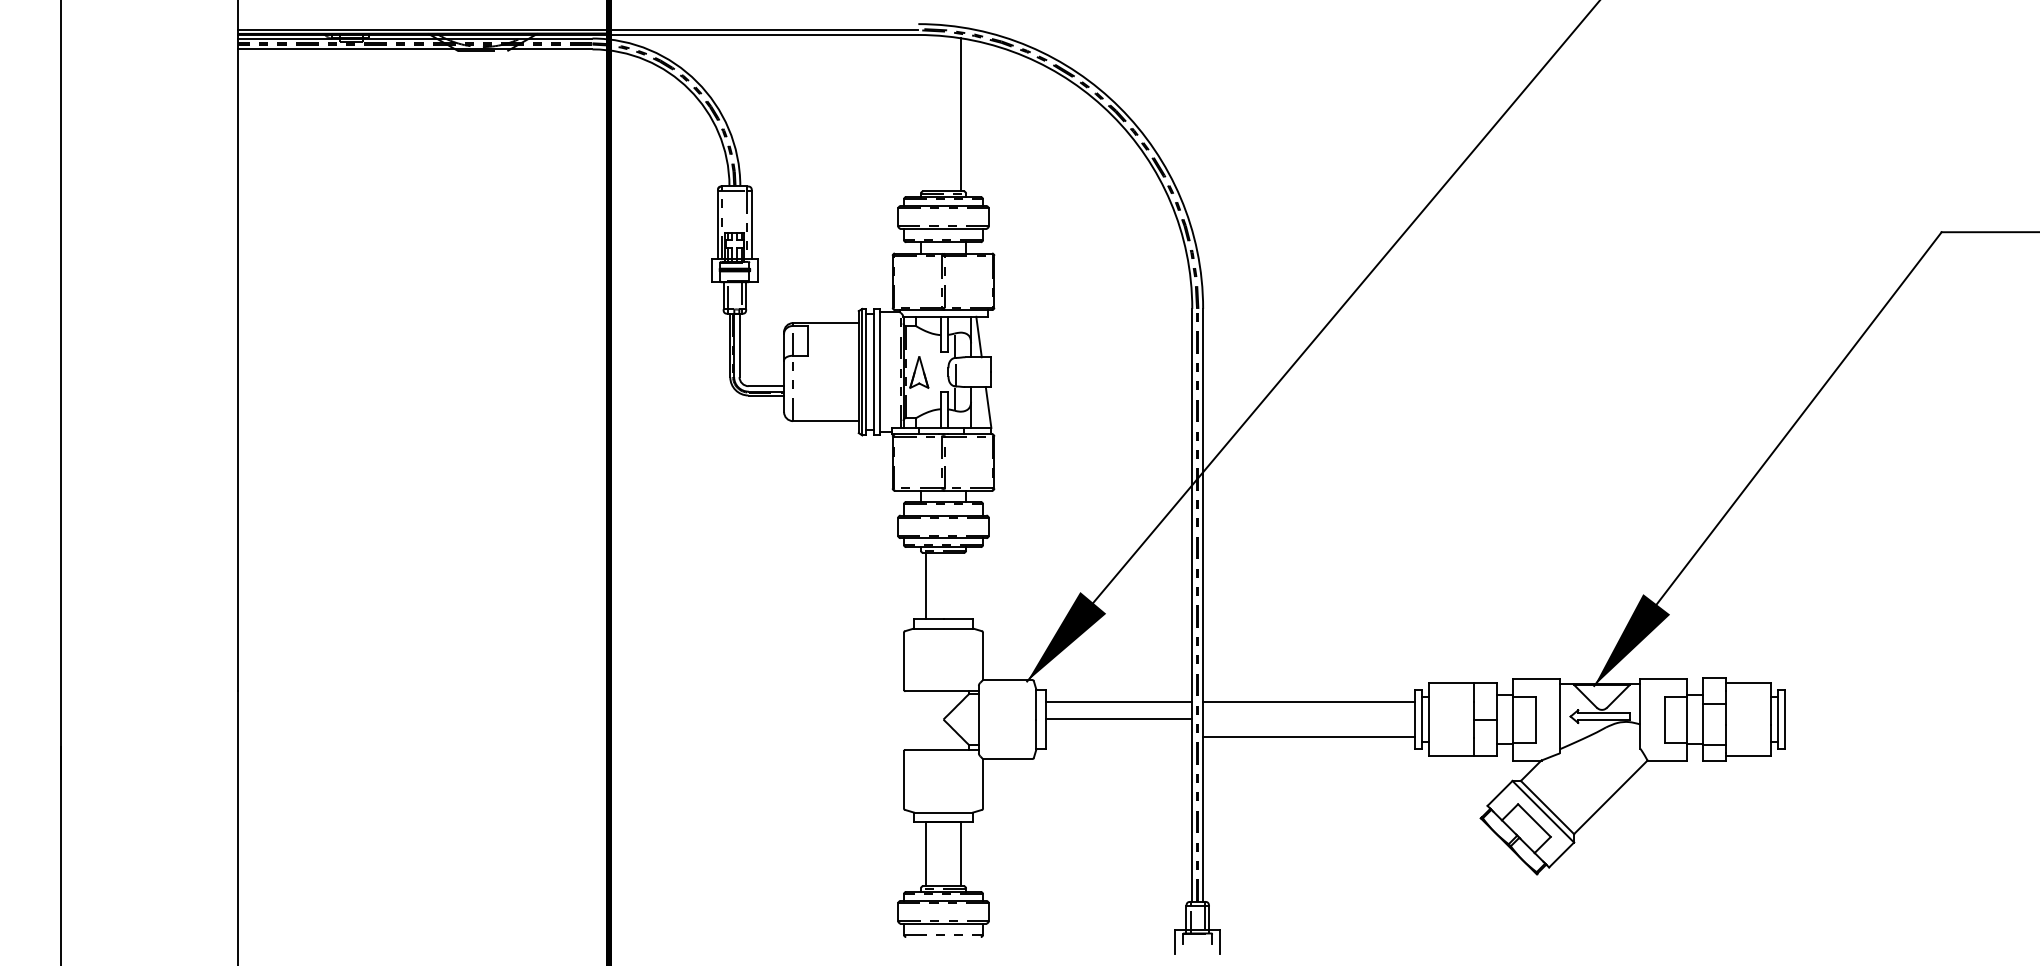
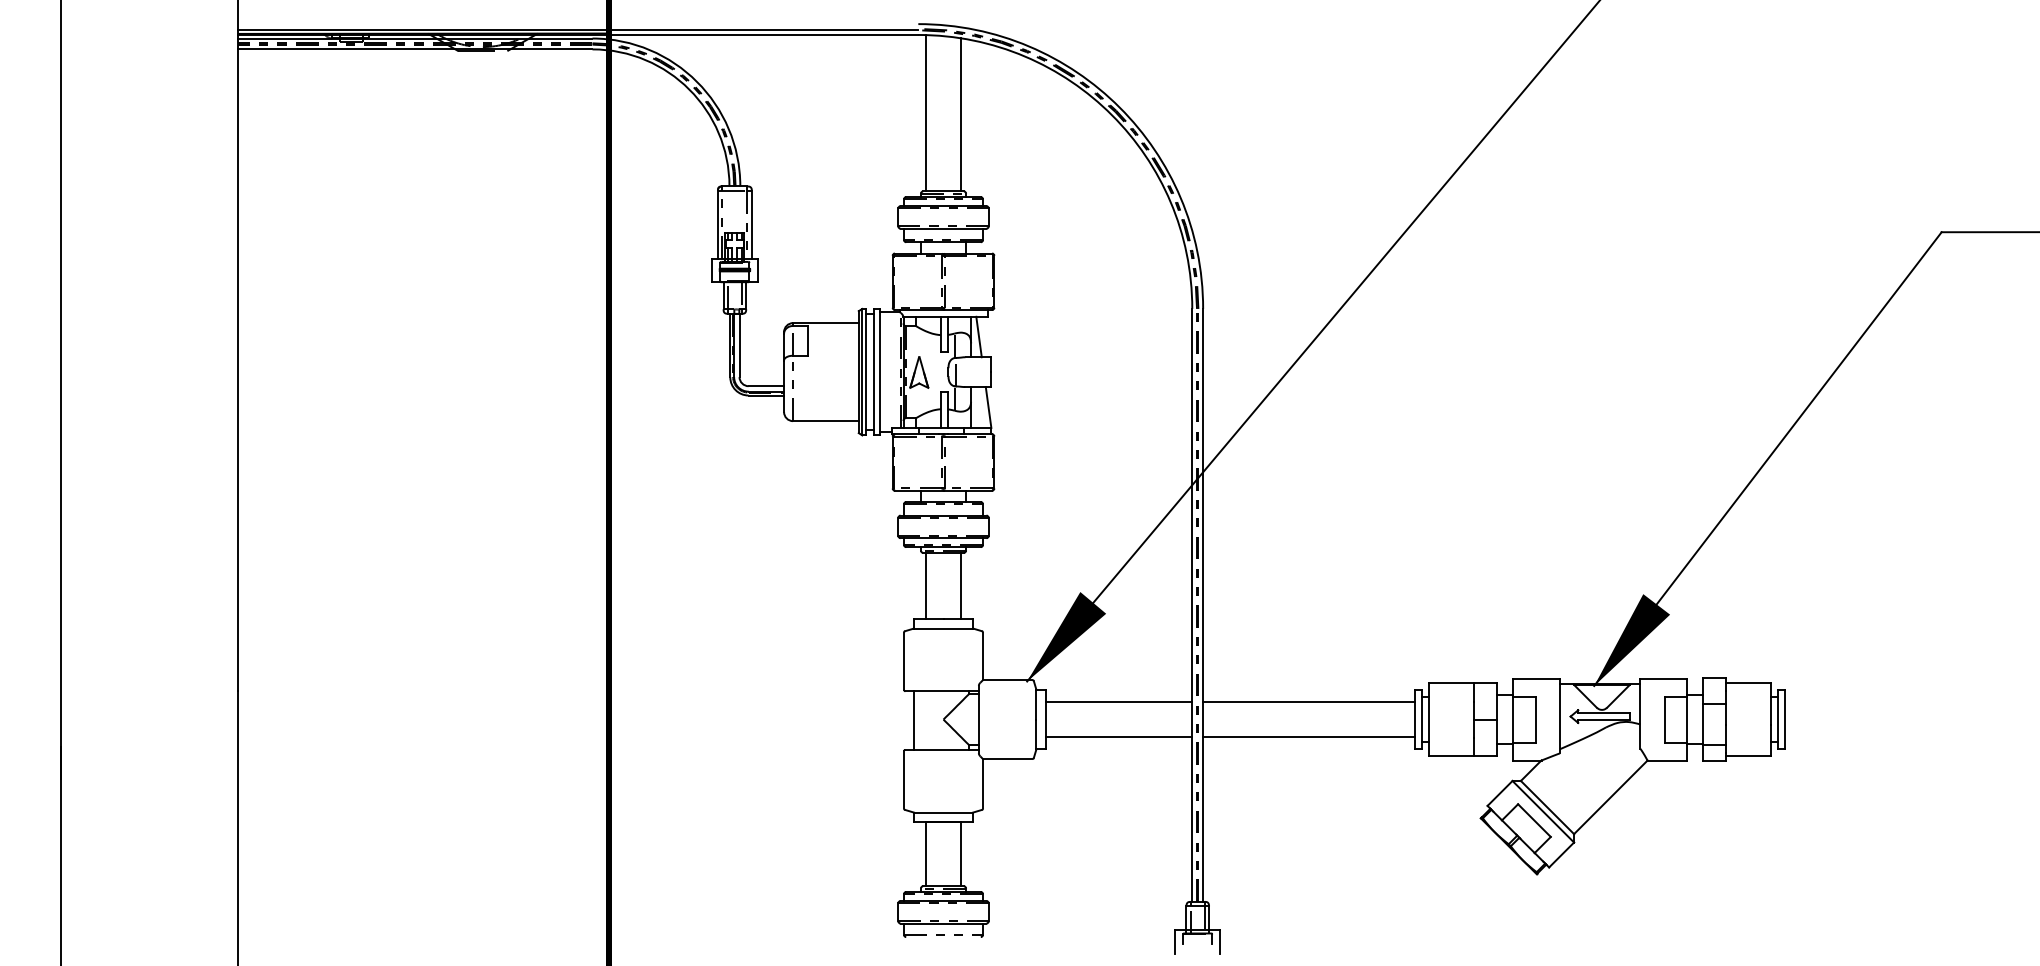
line: none -> present (926, 113)
line: none -> present (960, 585)
line position: (1118, 718) -> (1118, 736) (1118, 736)
line: none -> present (914, 720)
